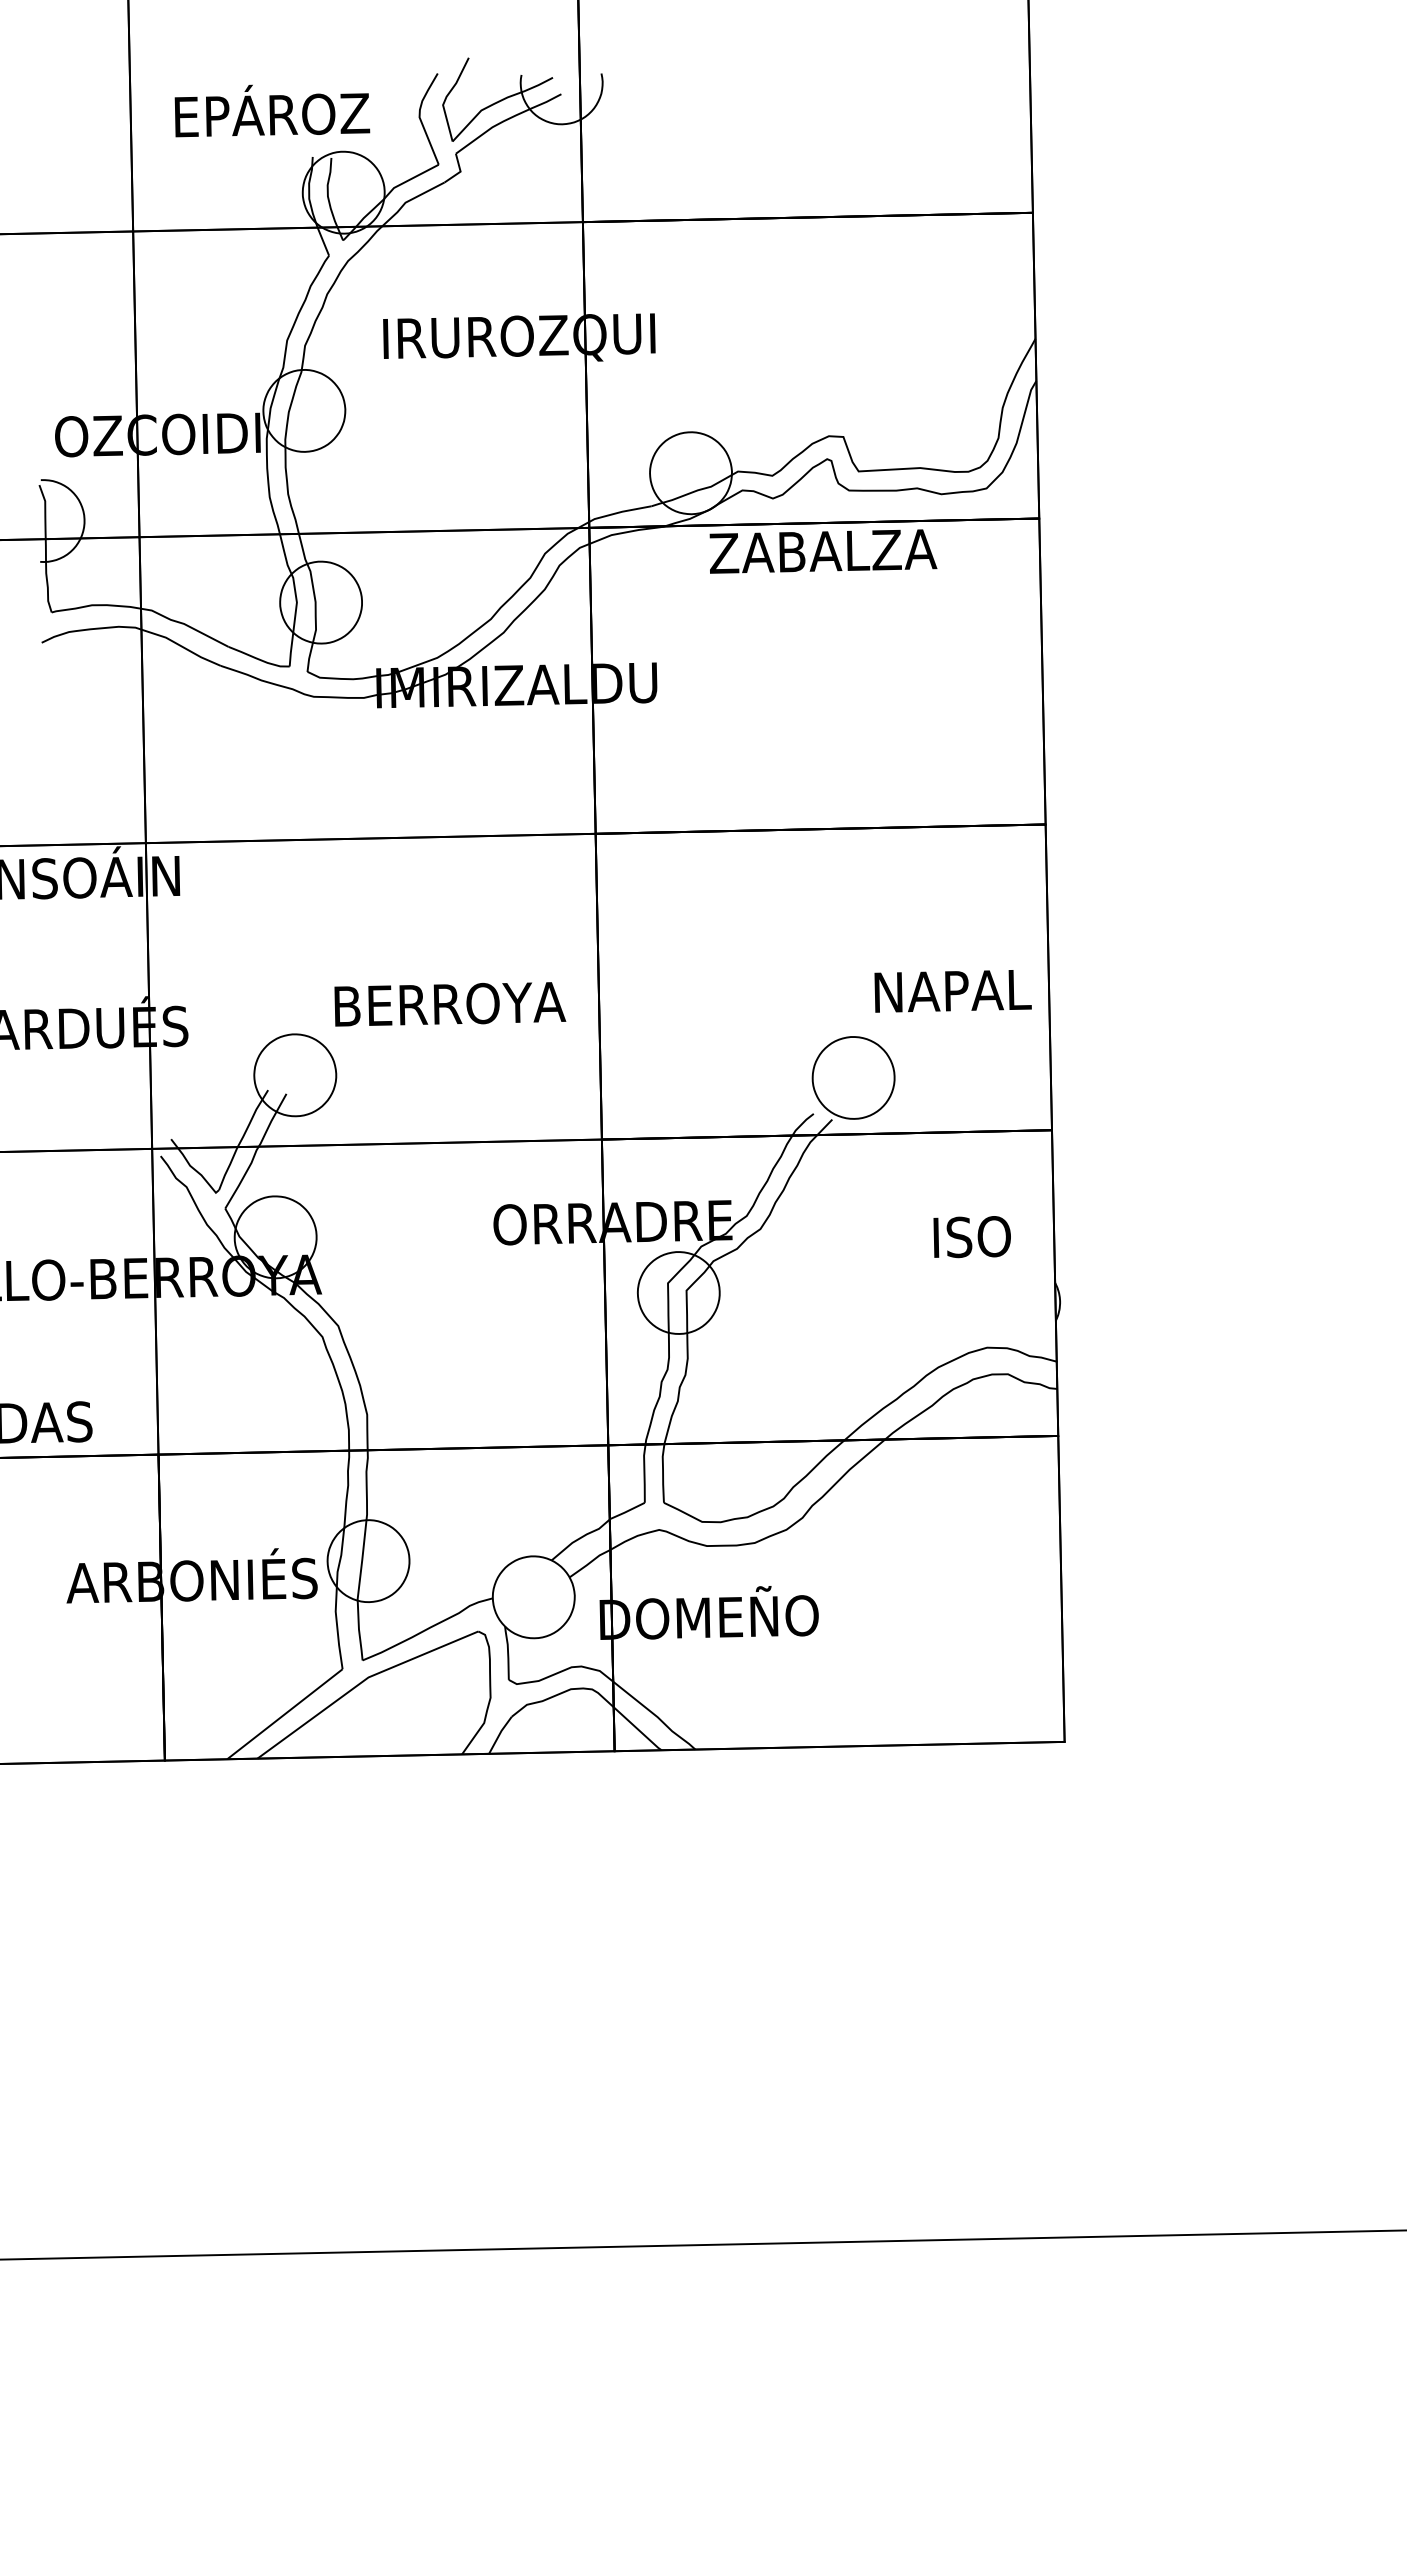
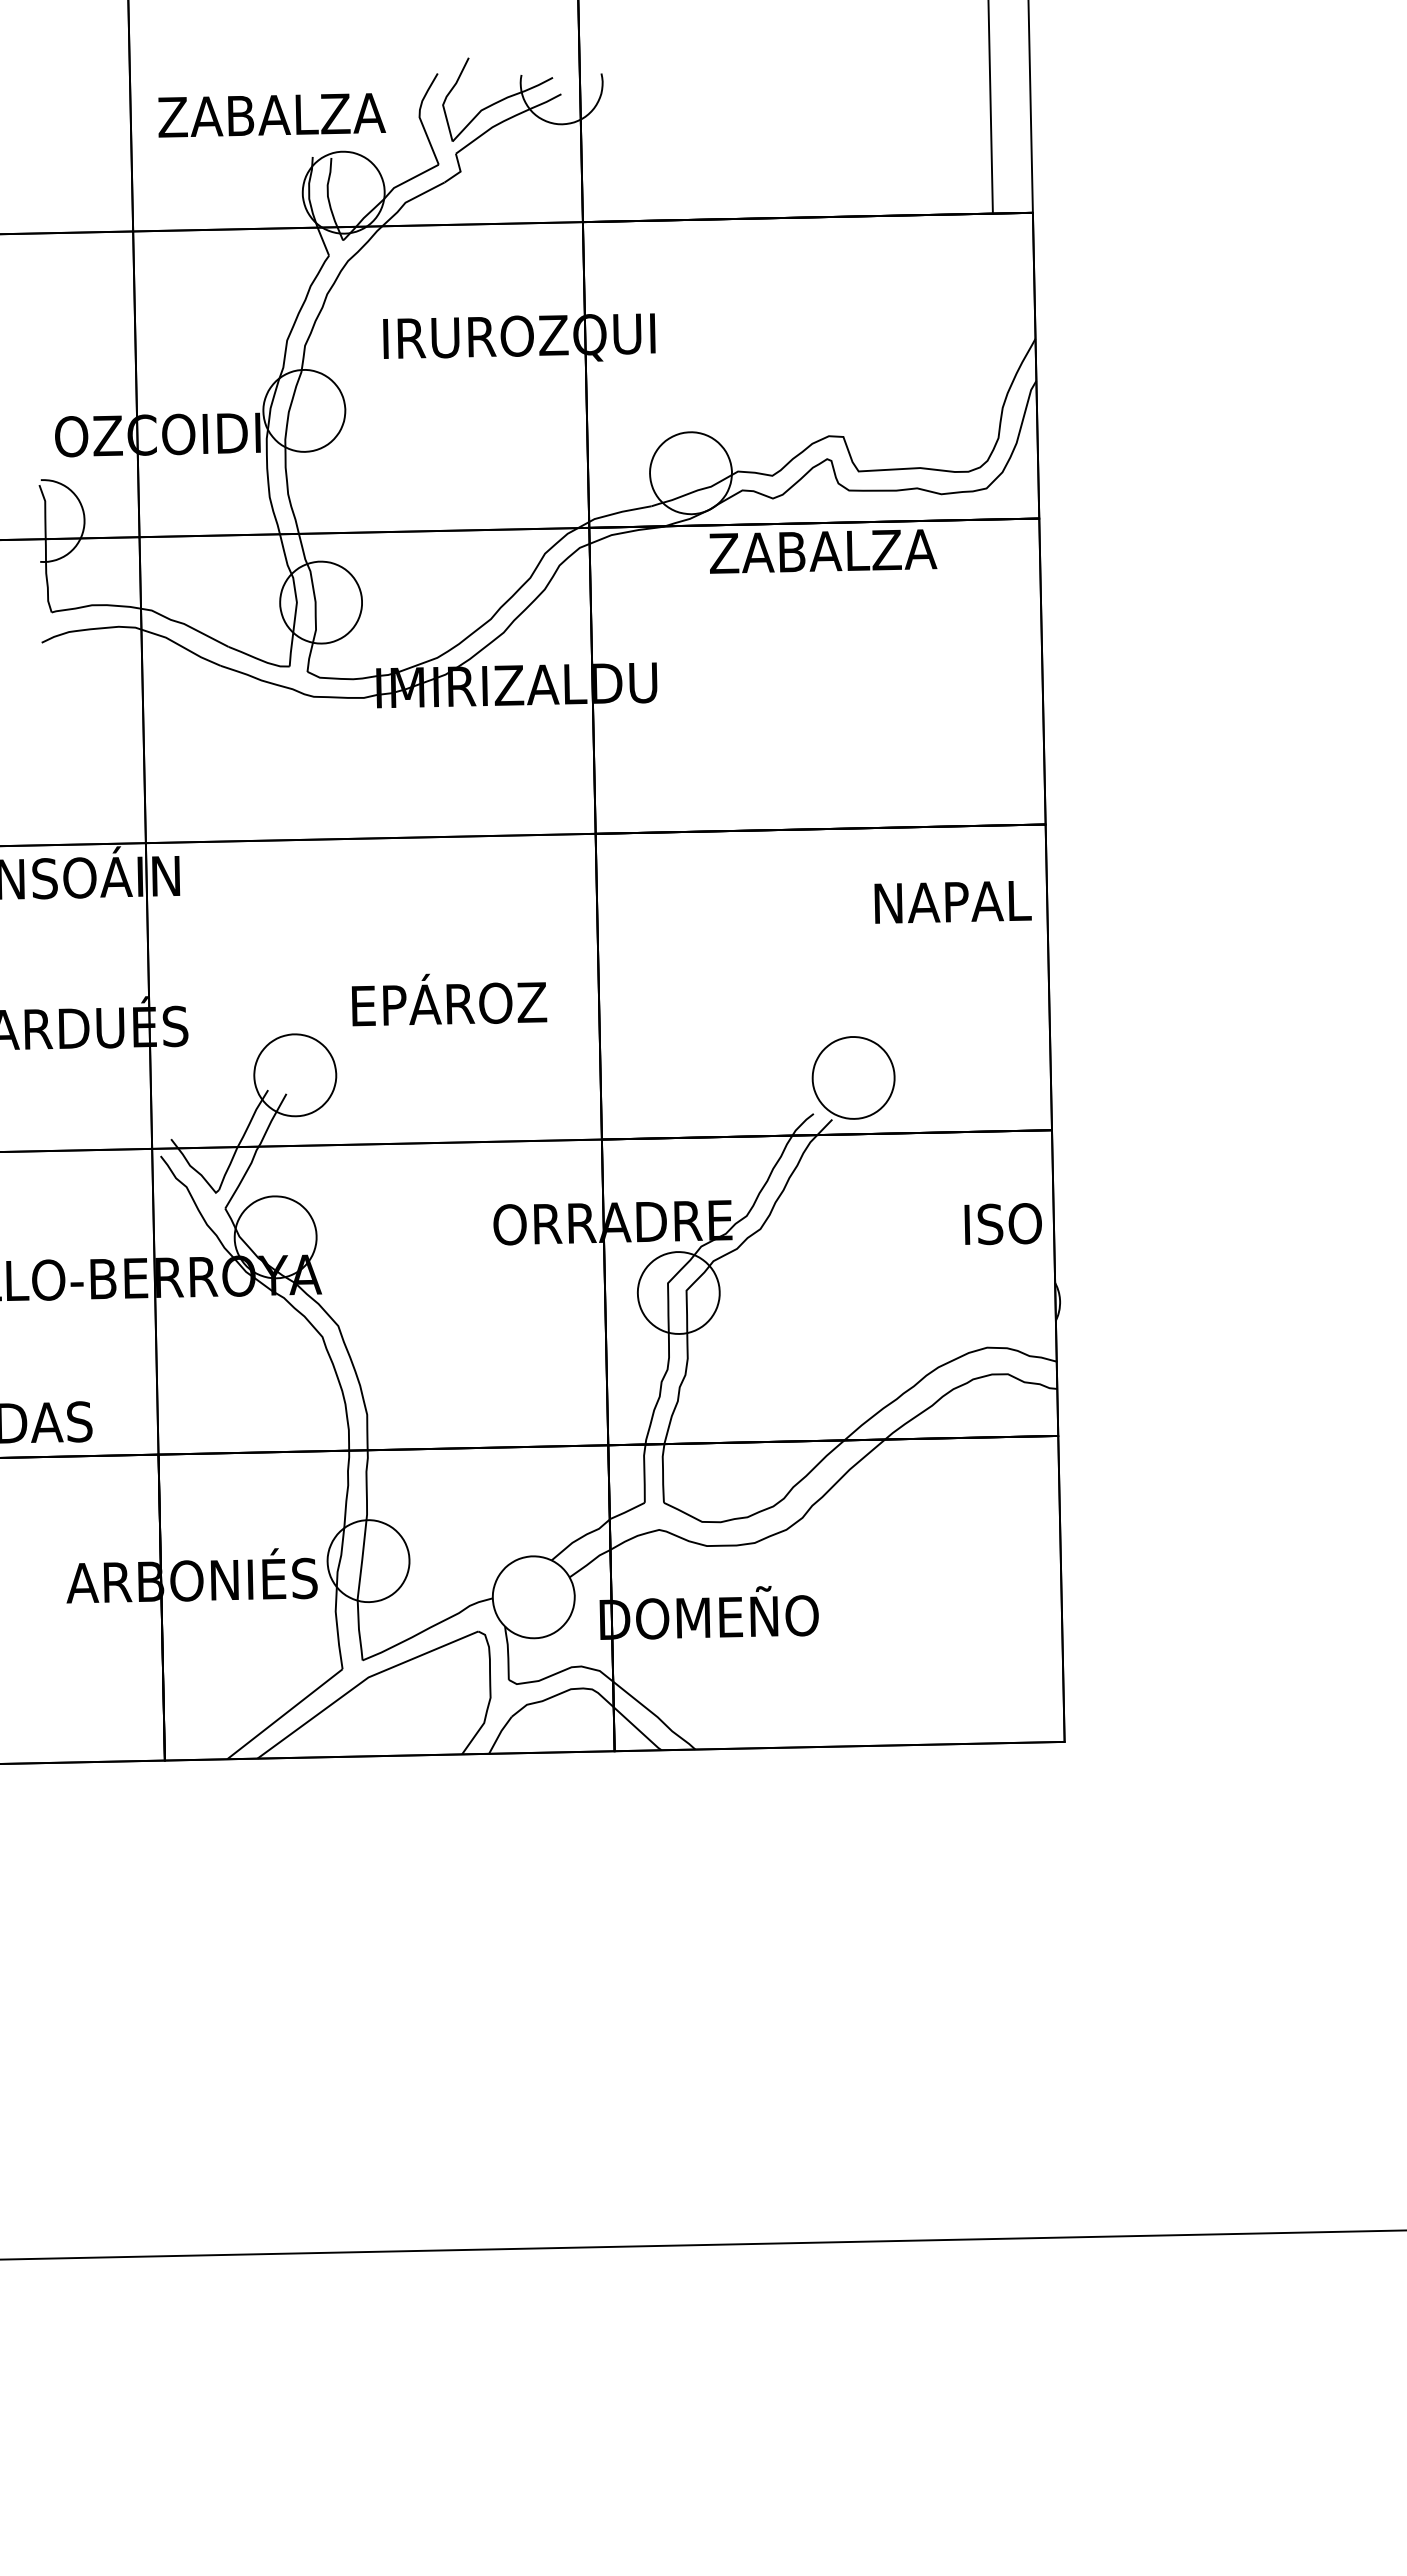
line position: (1030, 107) -> (990, 107) (990, 107)
text: EPÁROZ -> ZABALZA (272, 110)
text position: (952, 991) -> (952, 902) (952, 902)
text: BERROYA -> EPÁROZ (450, 999)
text position: (971, 1237) -> (1002, 1224) (1002, 1224)
